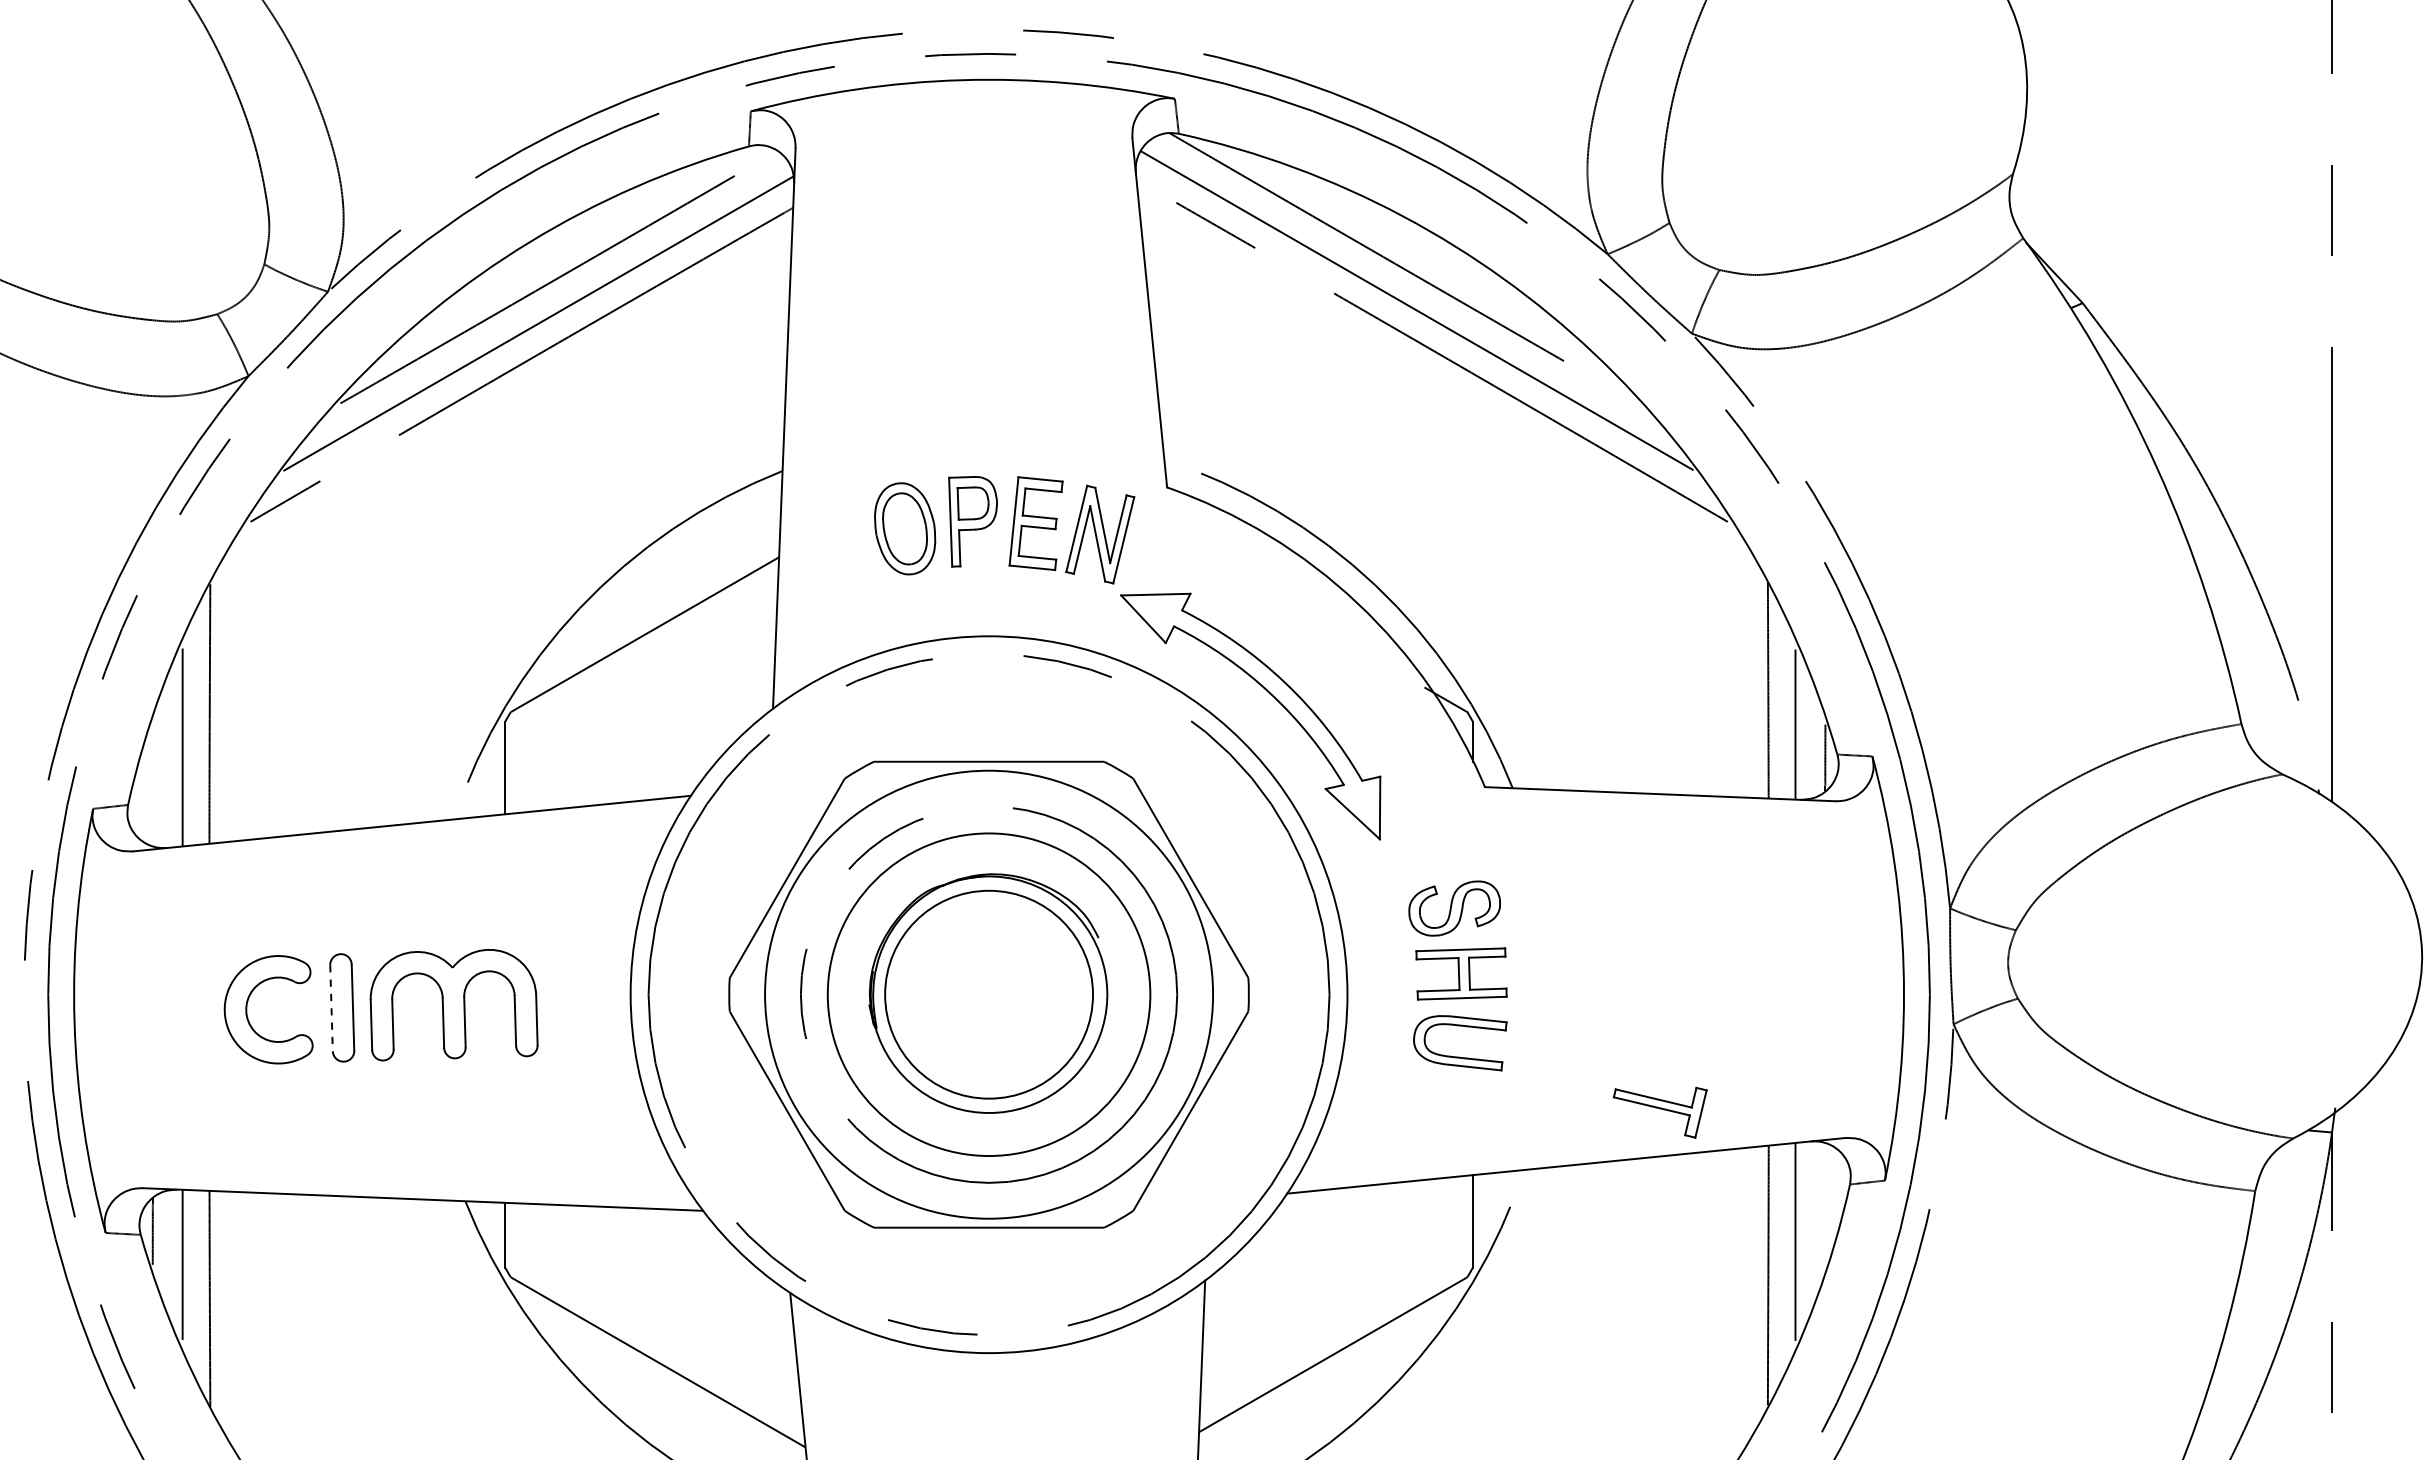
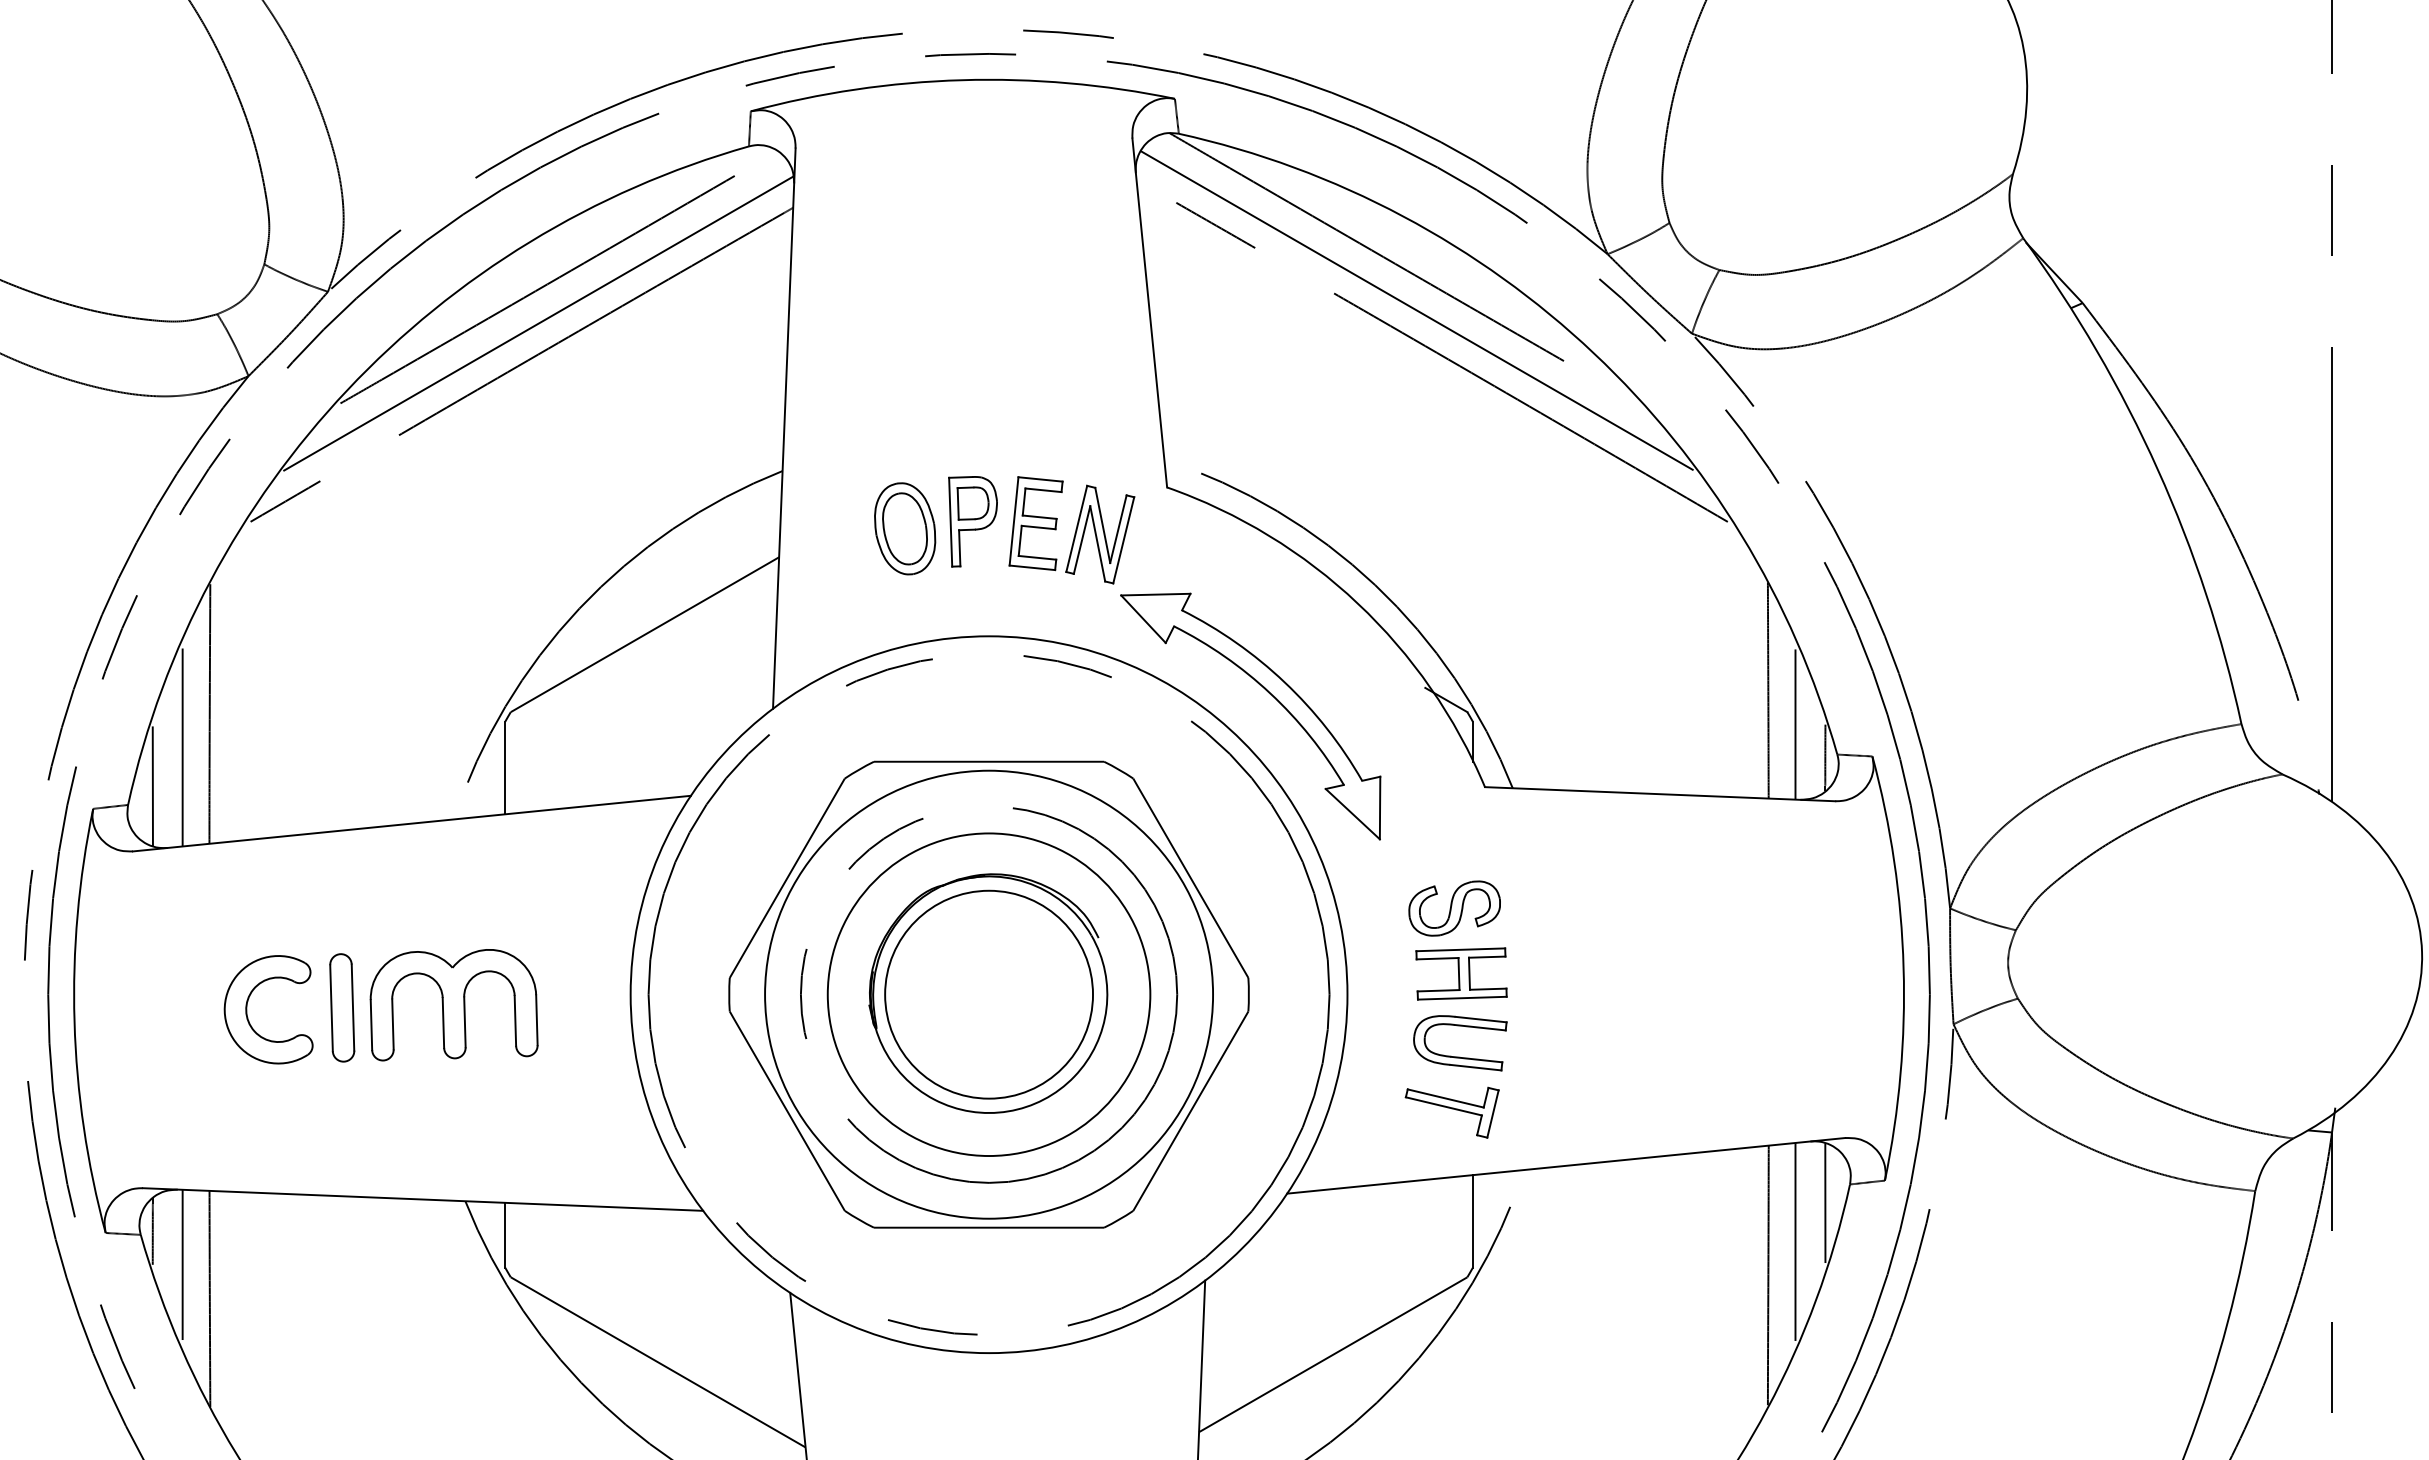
line: none -> present (152, 785)
line: dashed -> solid (331, 1008)
part position: (1659, 1112) -> (1451, 1112) (1451, 1112)
line: none -> present (1825, 1203)
